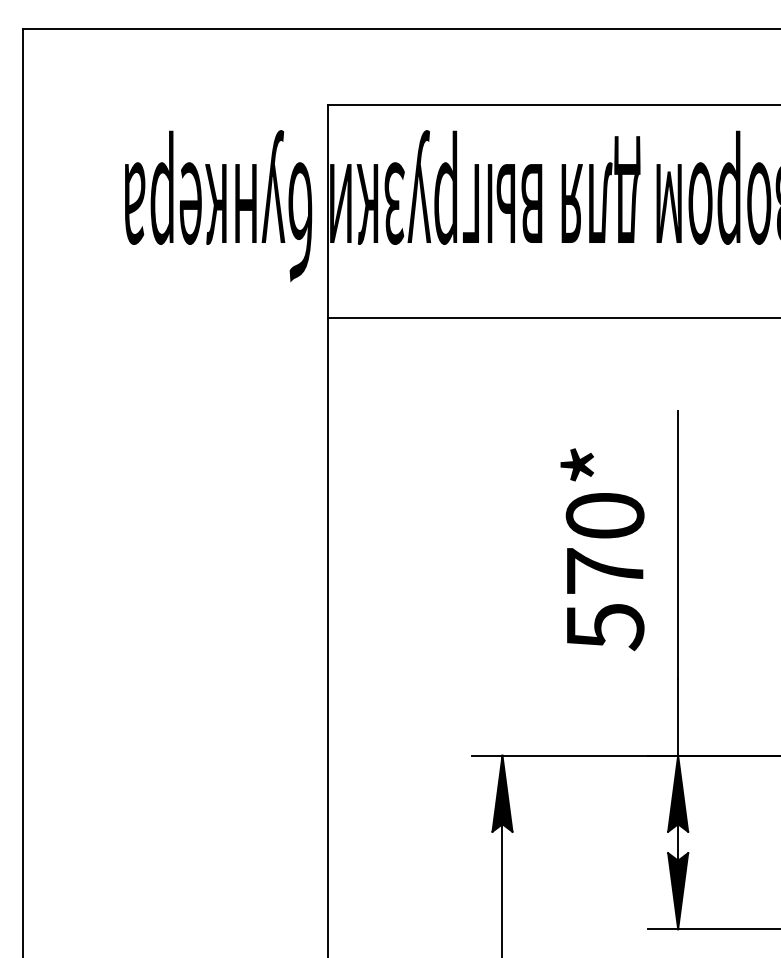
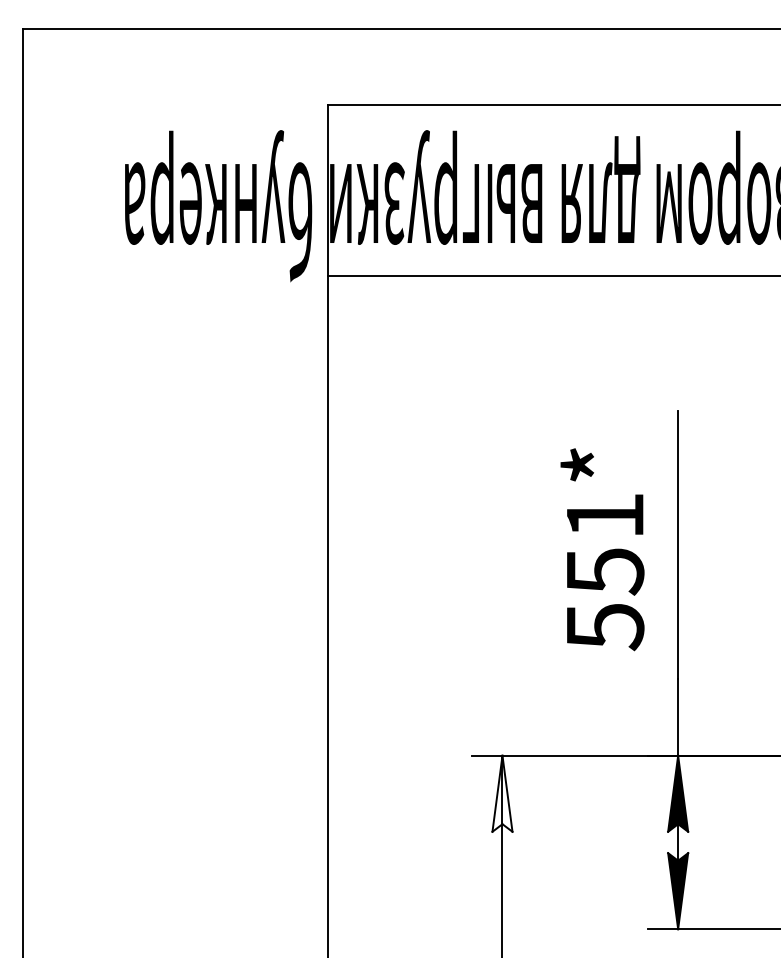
line position: (552, 318) -> (552, 276) (552, 276)
text: 570* -> 551* (604, 544)
fill: present -> none (502, 793)
